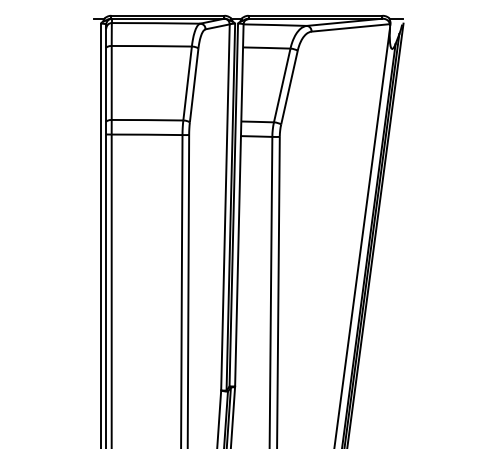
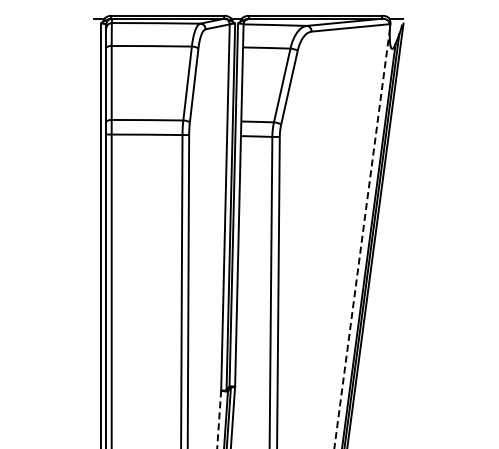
line: solid -> dashed (362, 238)
line: solid -> dashed (219, 419)
